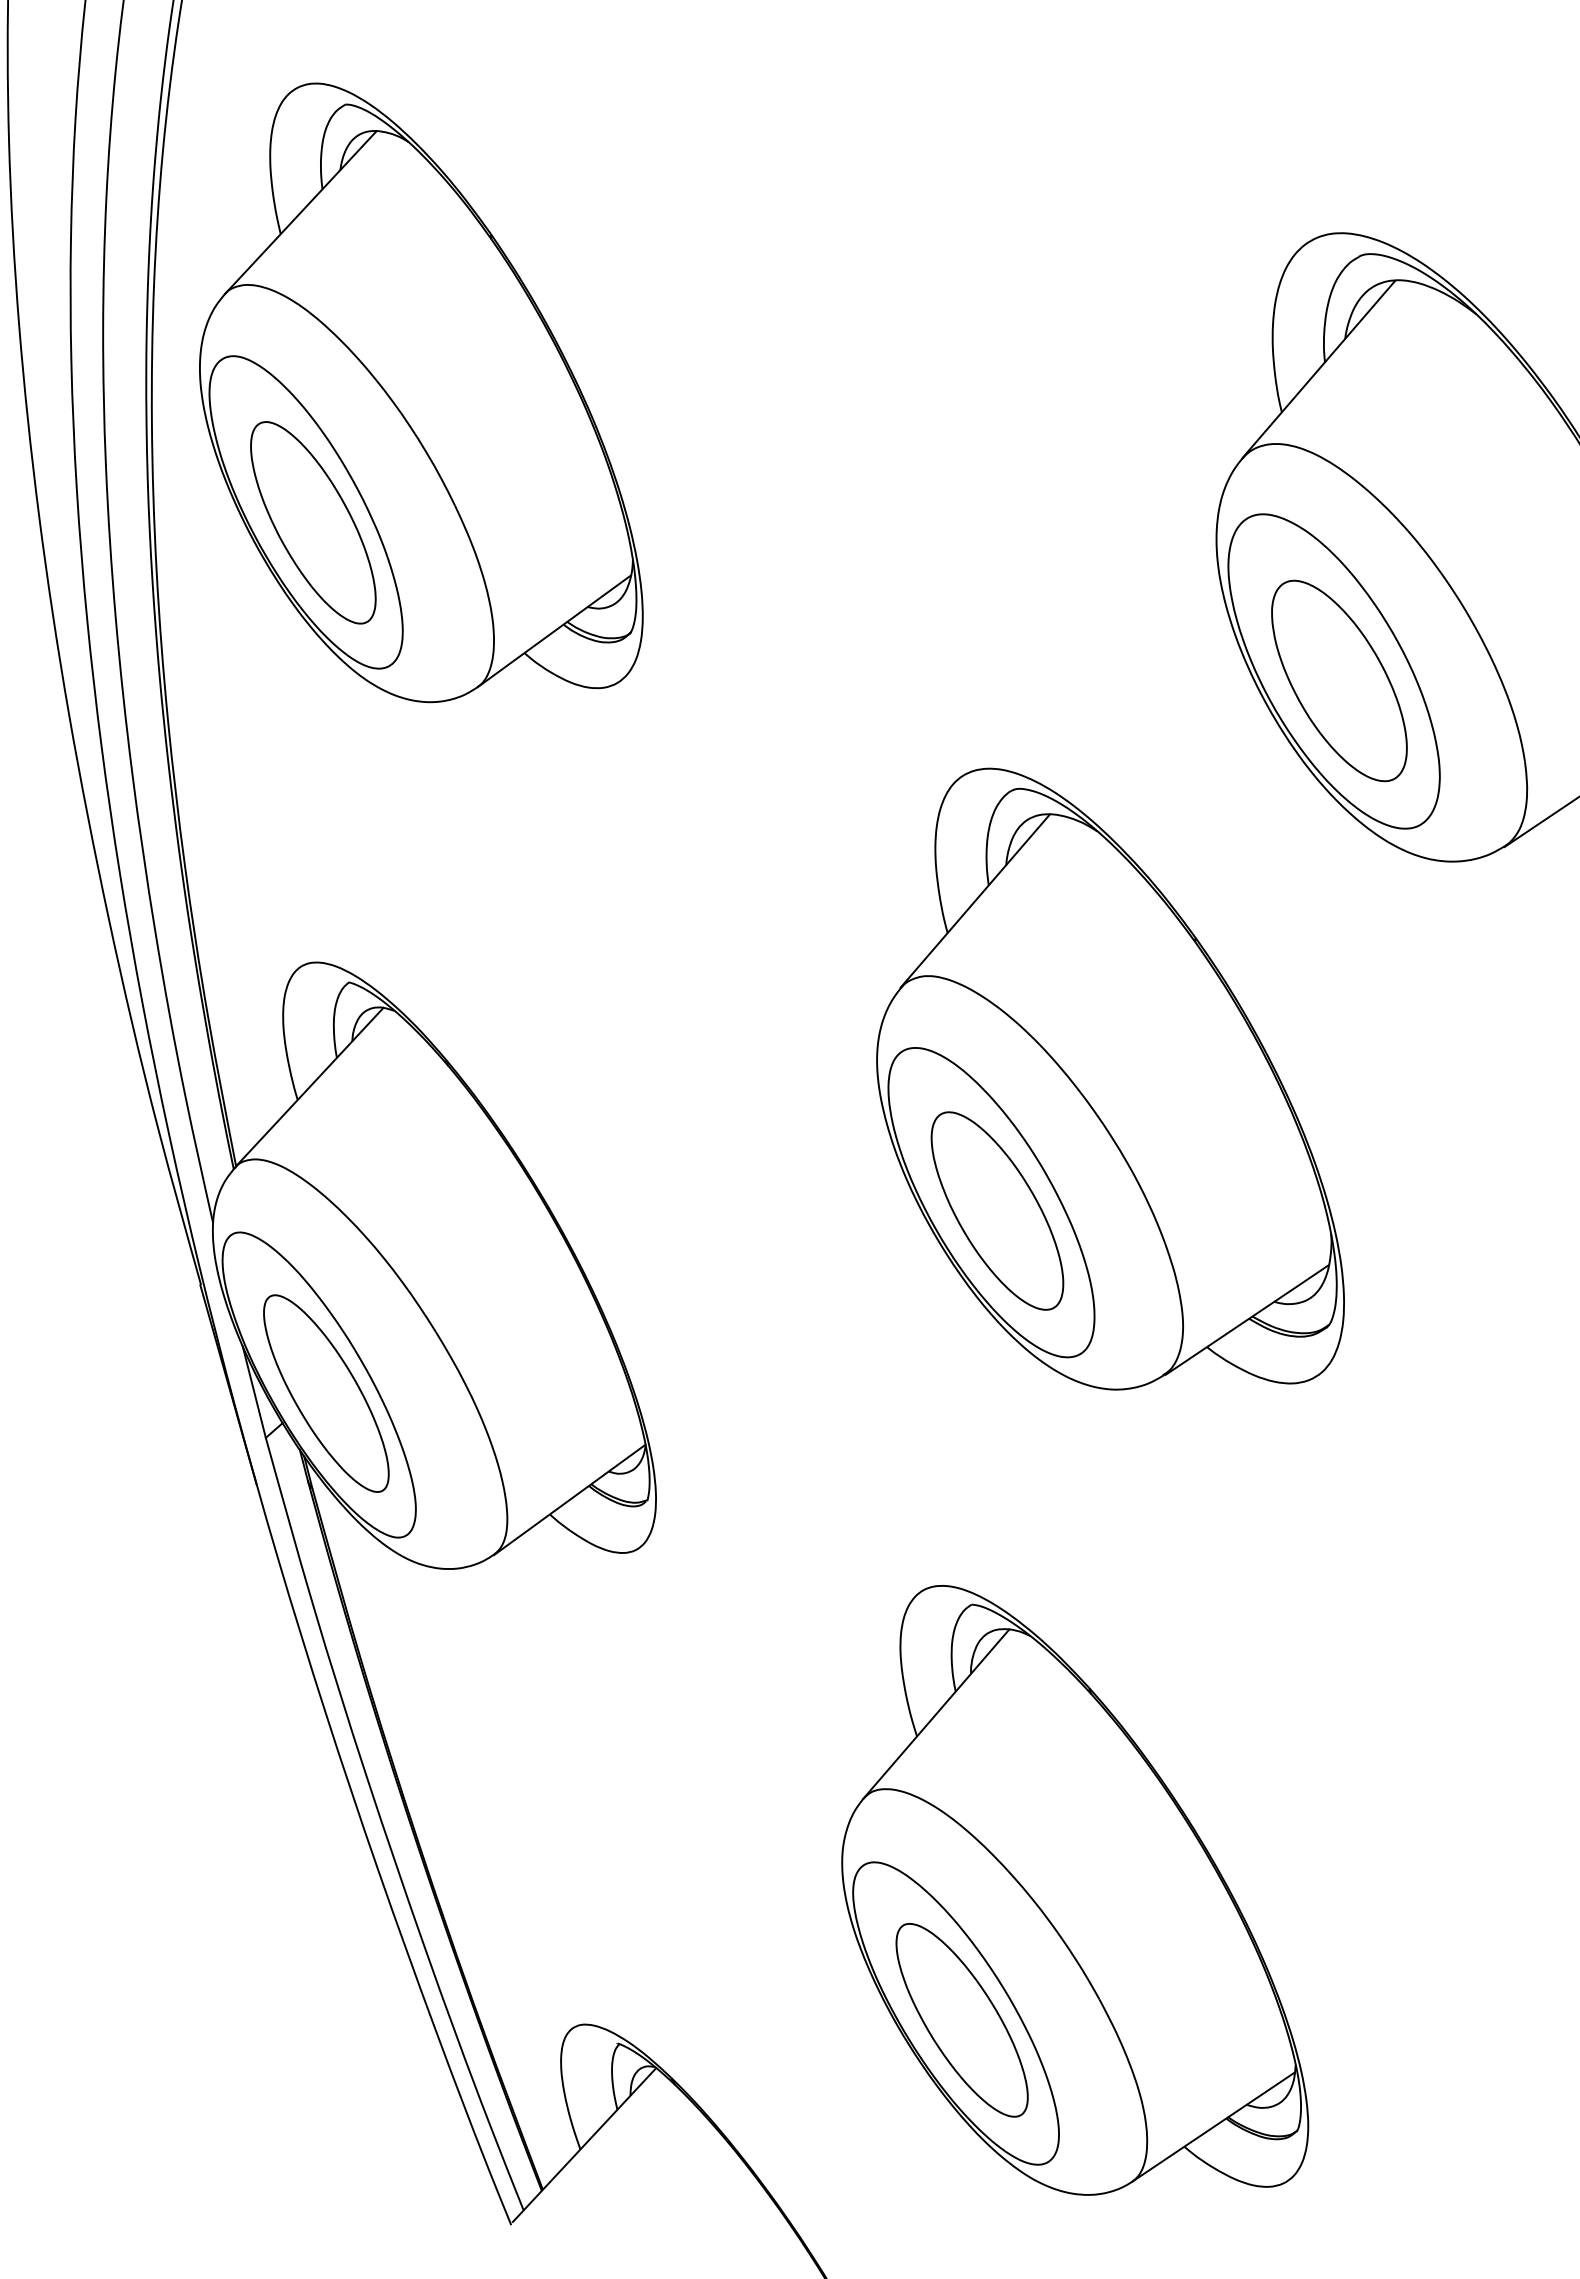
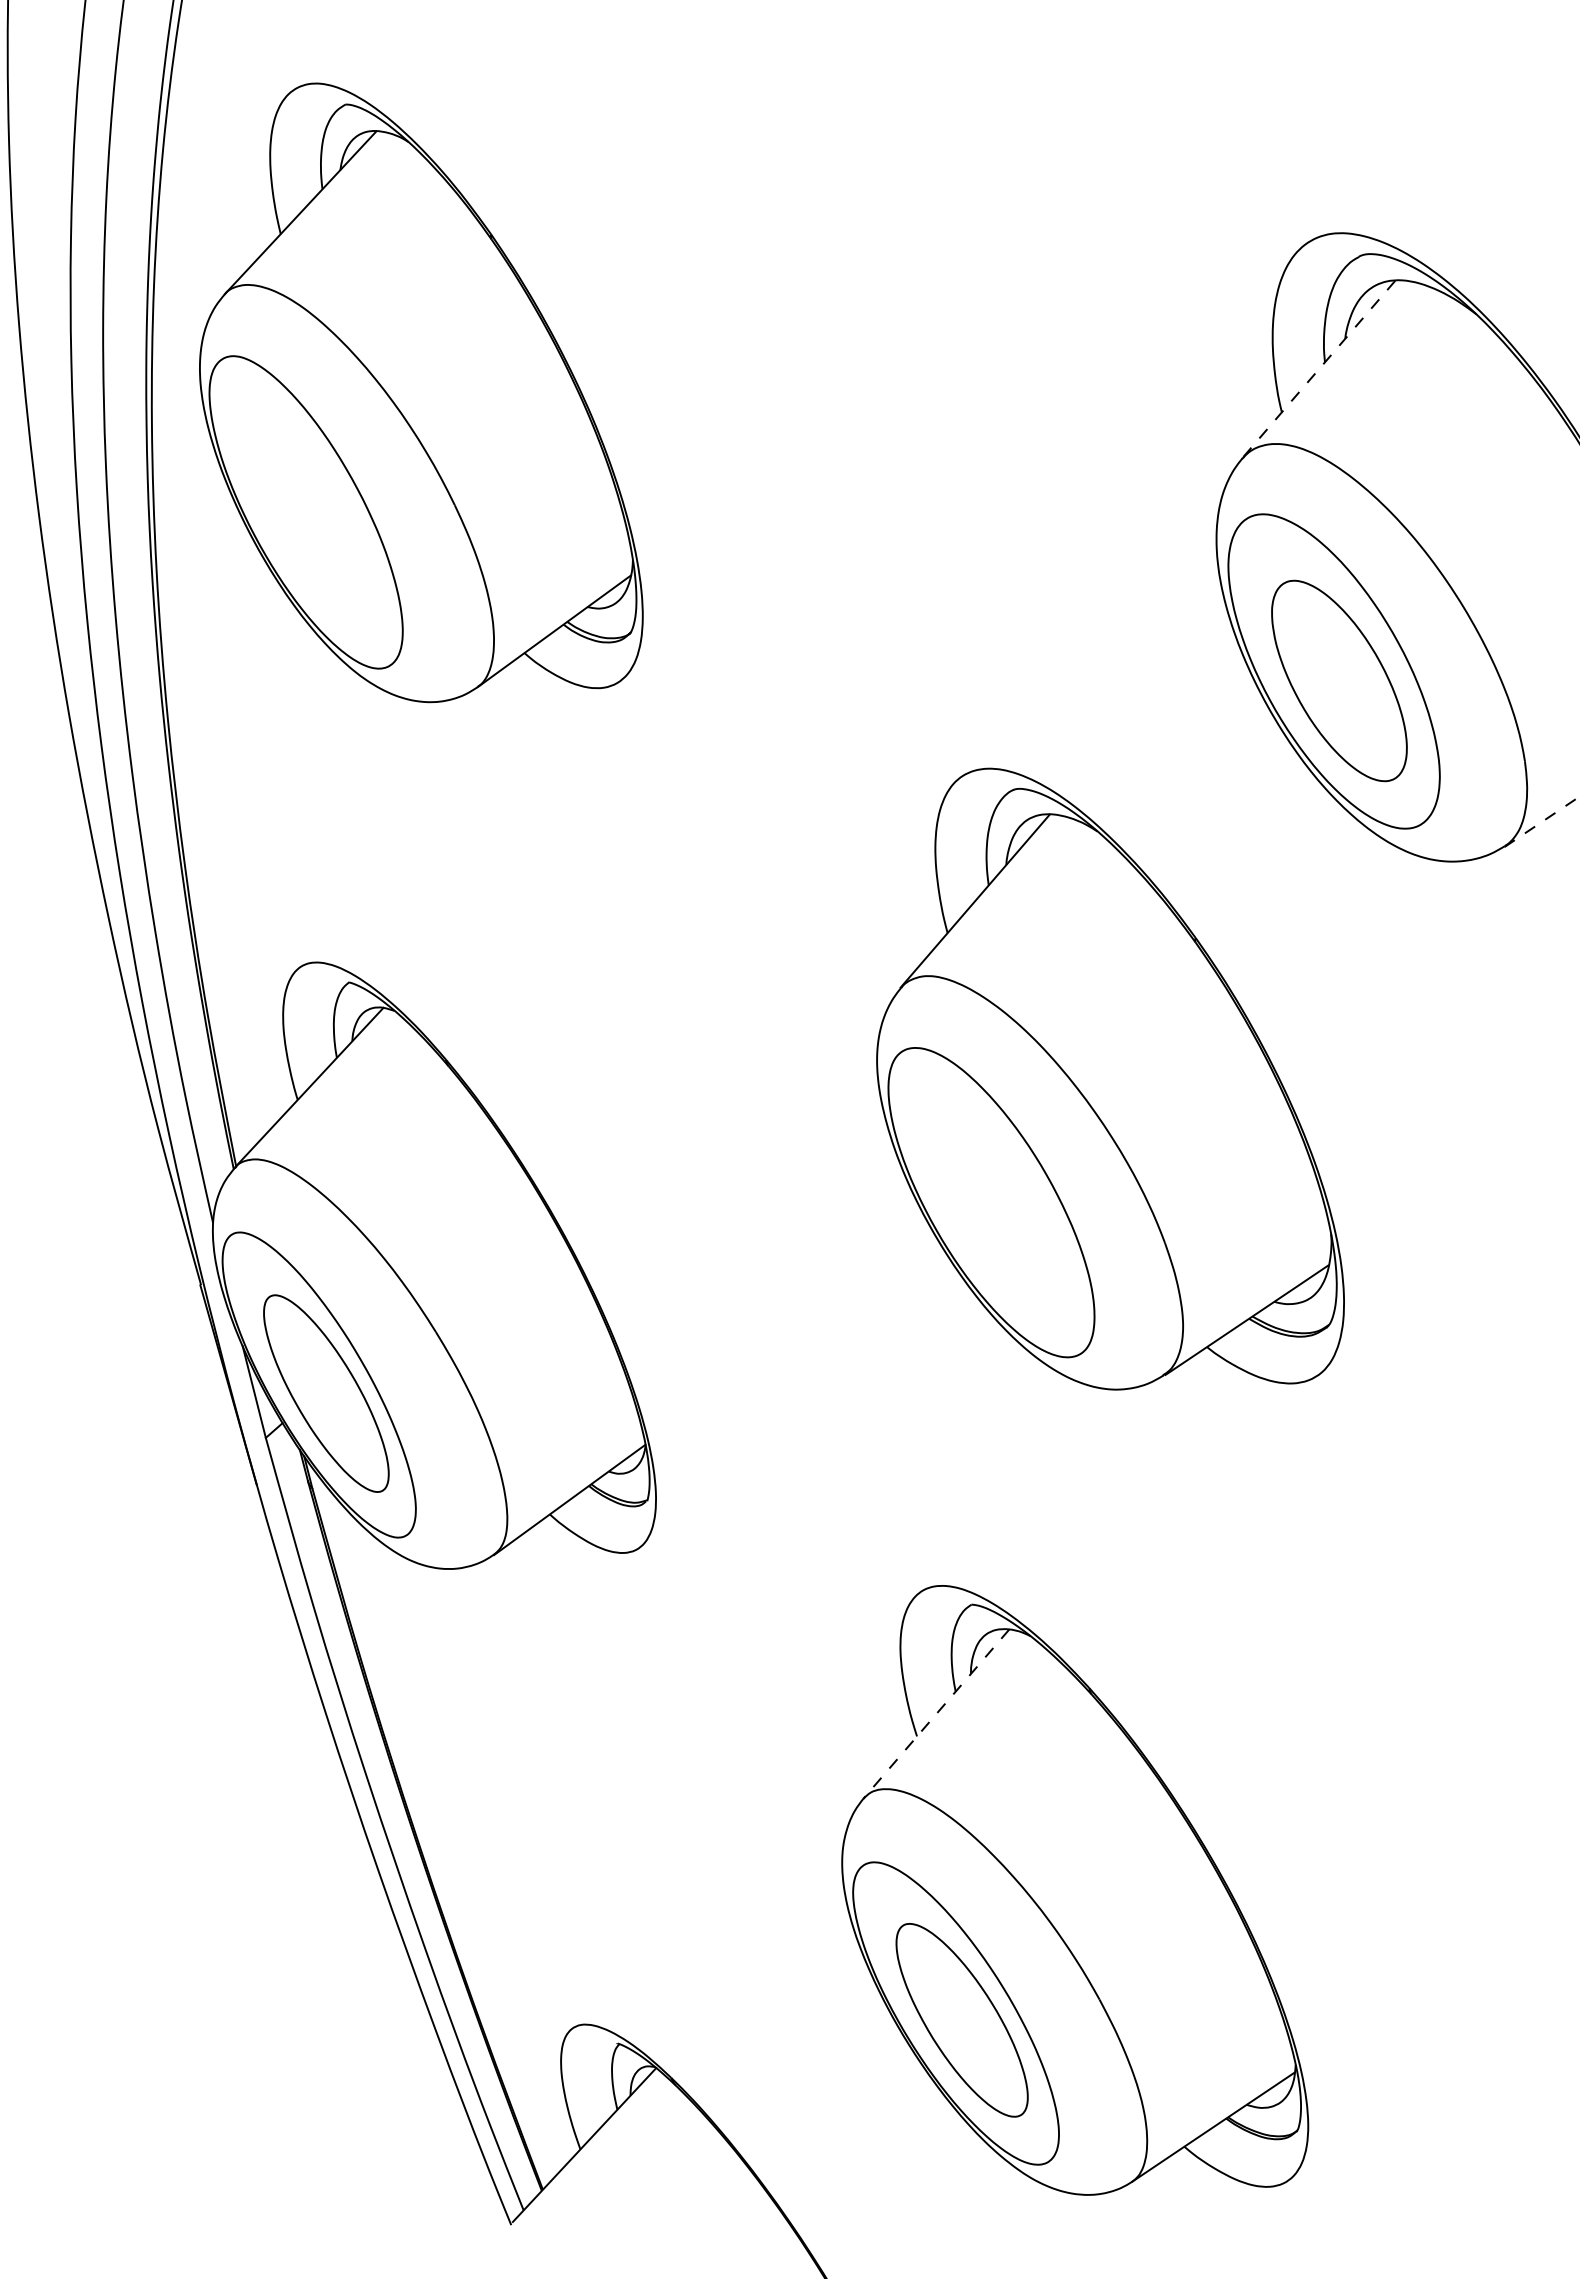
line: solid -> dashed (1319, 369)
part: present -> none (313, 522)
line: solid -> dashed (1542, 821)
part: present -> none (997, 1210)
line: solid -> dashed (936, 1714)
